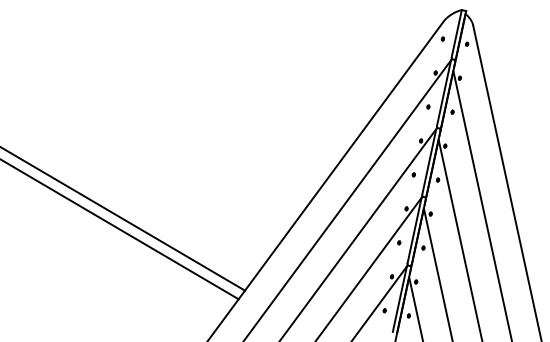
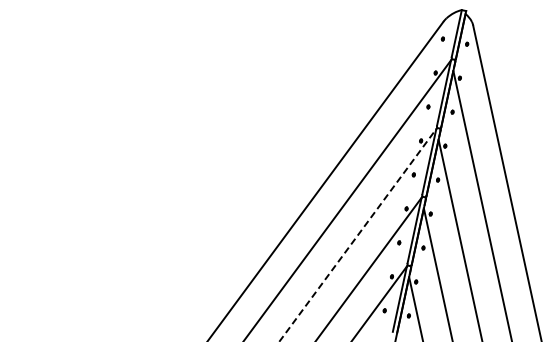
line: present -> none (123, 219)
line: present -> none (120, 229)
line: solid -> dashed (358, 234)
